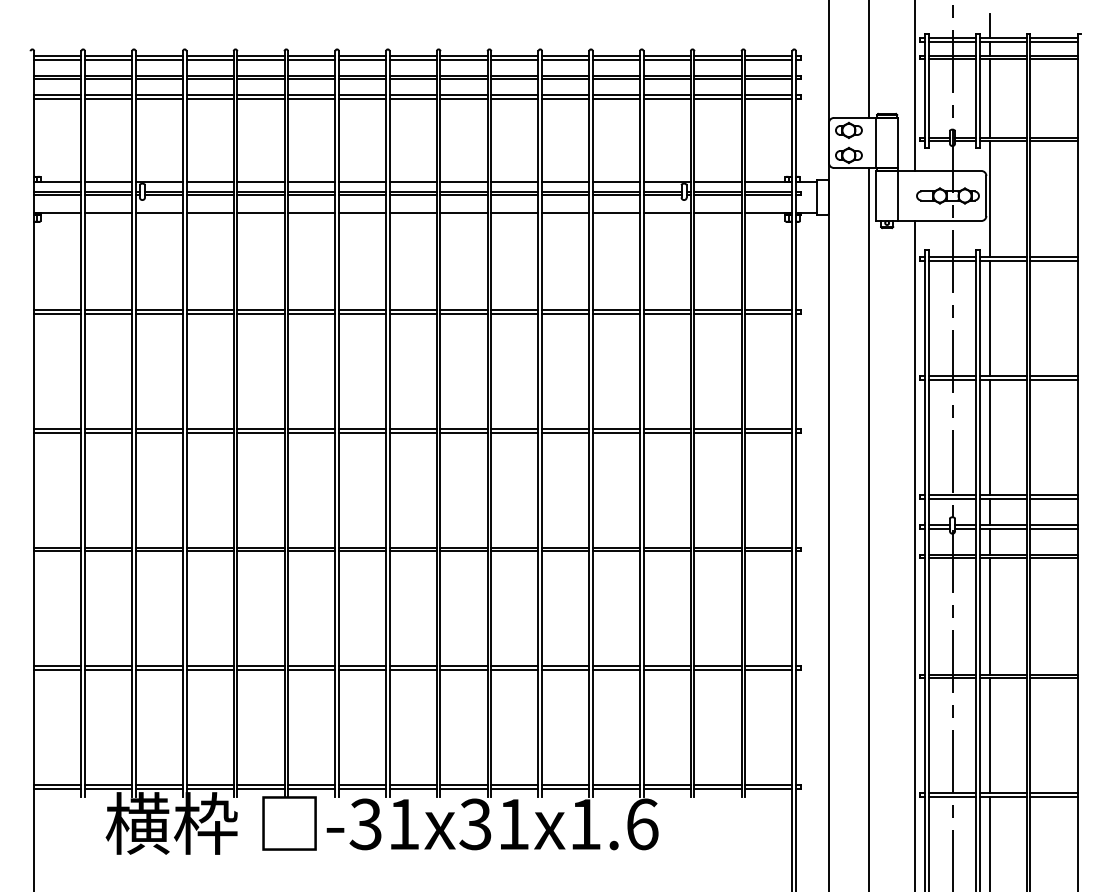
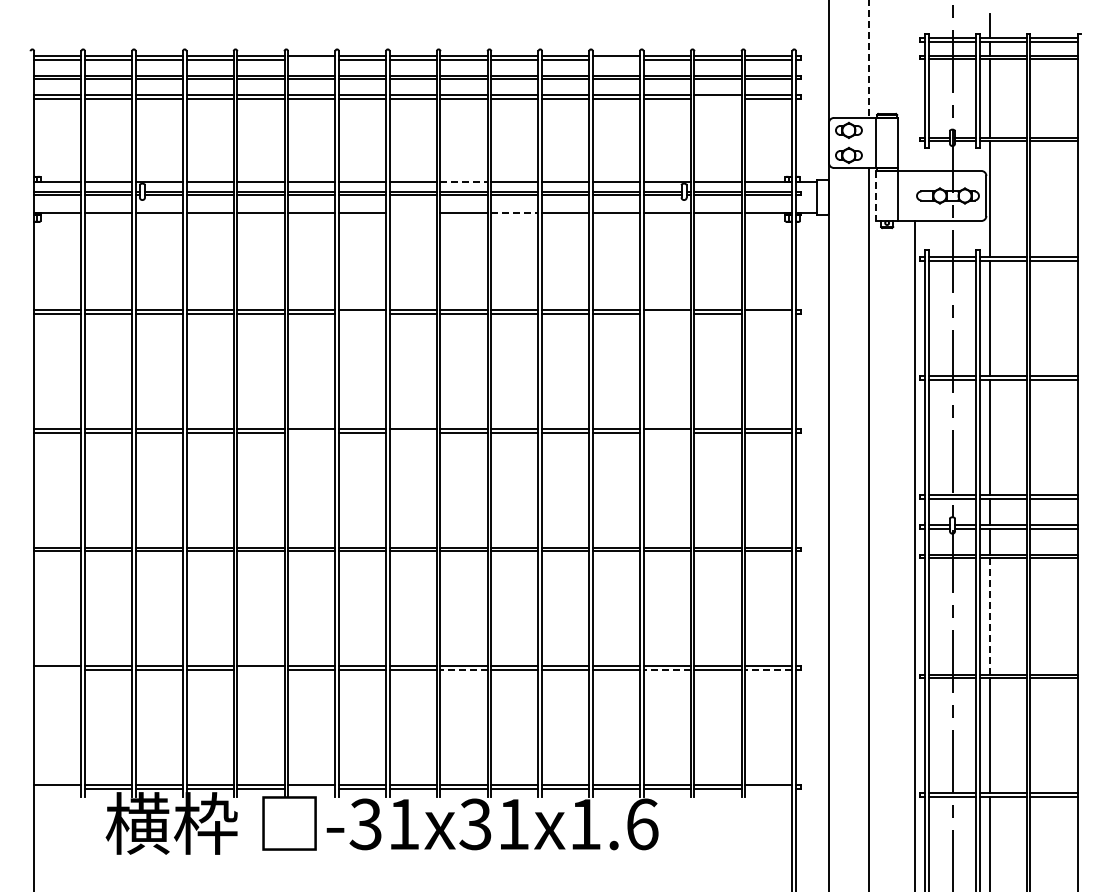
line: present -> none (311, 59)
line: present -> none (616, 59)
line: solid -> dashed (868, 59)
line: present -> none (914, 86)
line: present -> none (717, 98)
line: solid -> dashed (464, 181)
line: solid -> dashed (876, 196)
line: present -> none (412, 212)
line: solid -> dashed (514, 212)
line: present -> none (362, 313)
line: present -> none (666, 313)
line: present -> none (768, 313)
line: present -> none (311, 432)
line: present -> none (412, 432)
line: present -> none (666, 432)
line: solid -> dashed (990, 617)
line: present -> none (57, 670)
line: present -> none (260, 670)
line: solid -> dashed (464, 670)
line: solid -> dashed (667, 670)
line: solid -> dashed (768, 670)
line: present -> none (57, 788)
line: present -> none (311, 788)
line: present -> none (768, 788)
